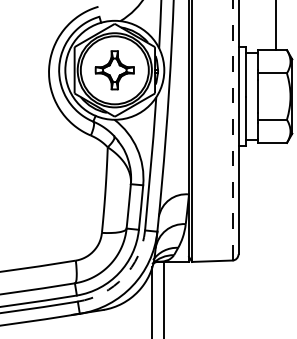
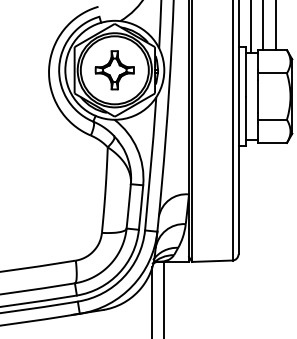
line: none -> present (263, 26)
line: none -> present (250, 27)
line: dashed -> solid (232, 130)
arc: dashed -> solid (123, 277)
